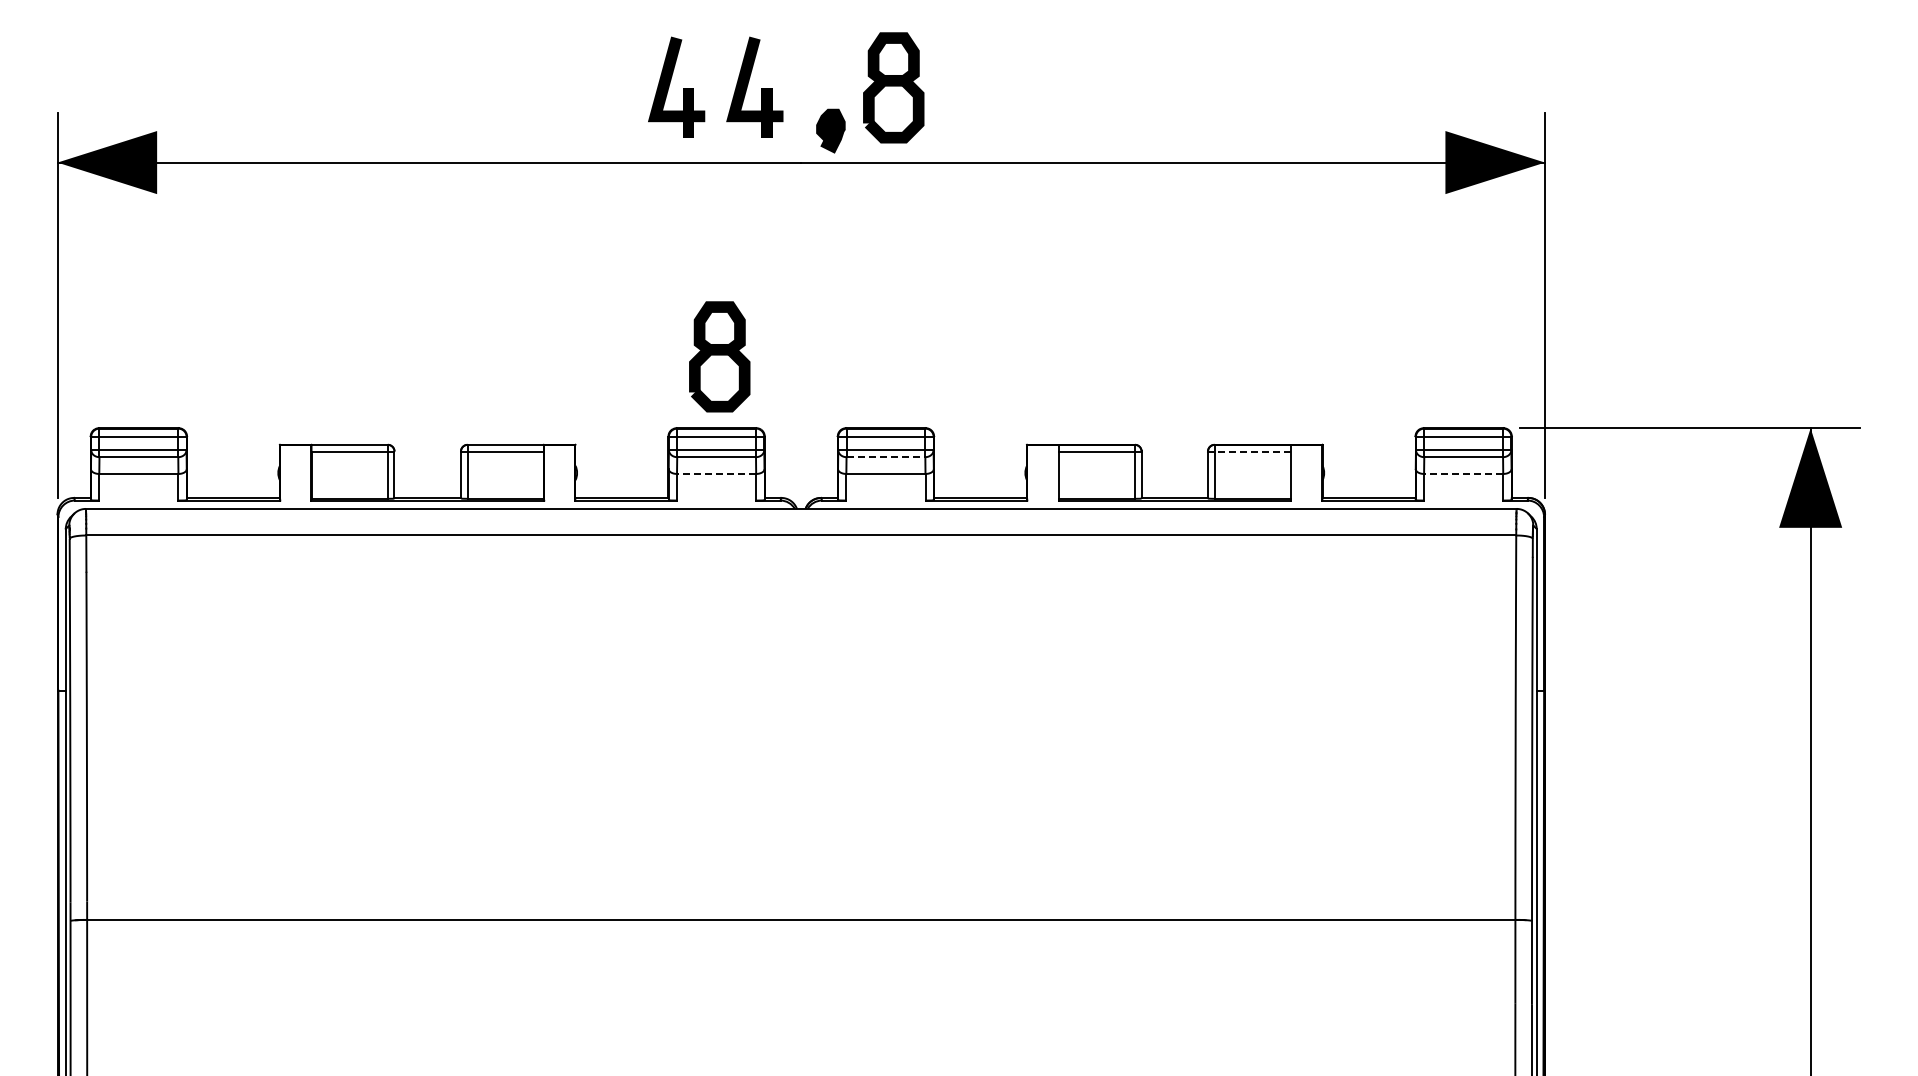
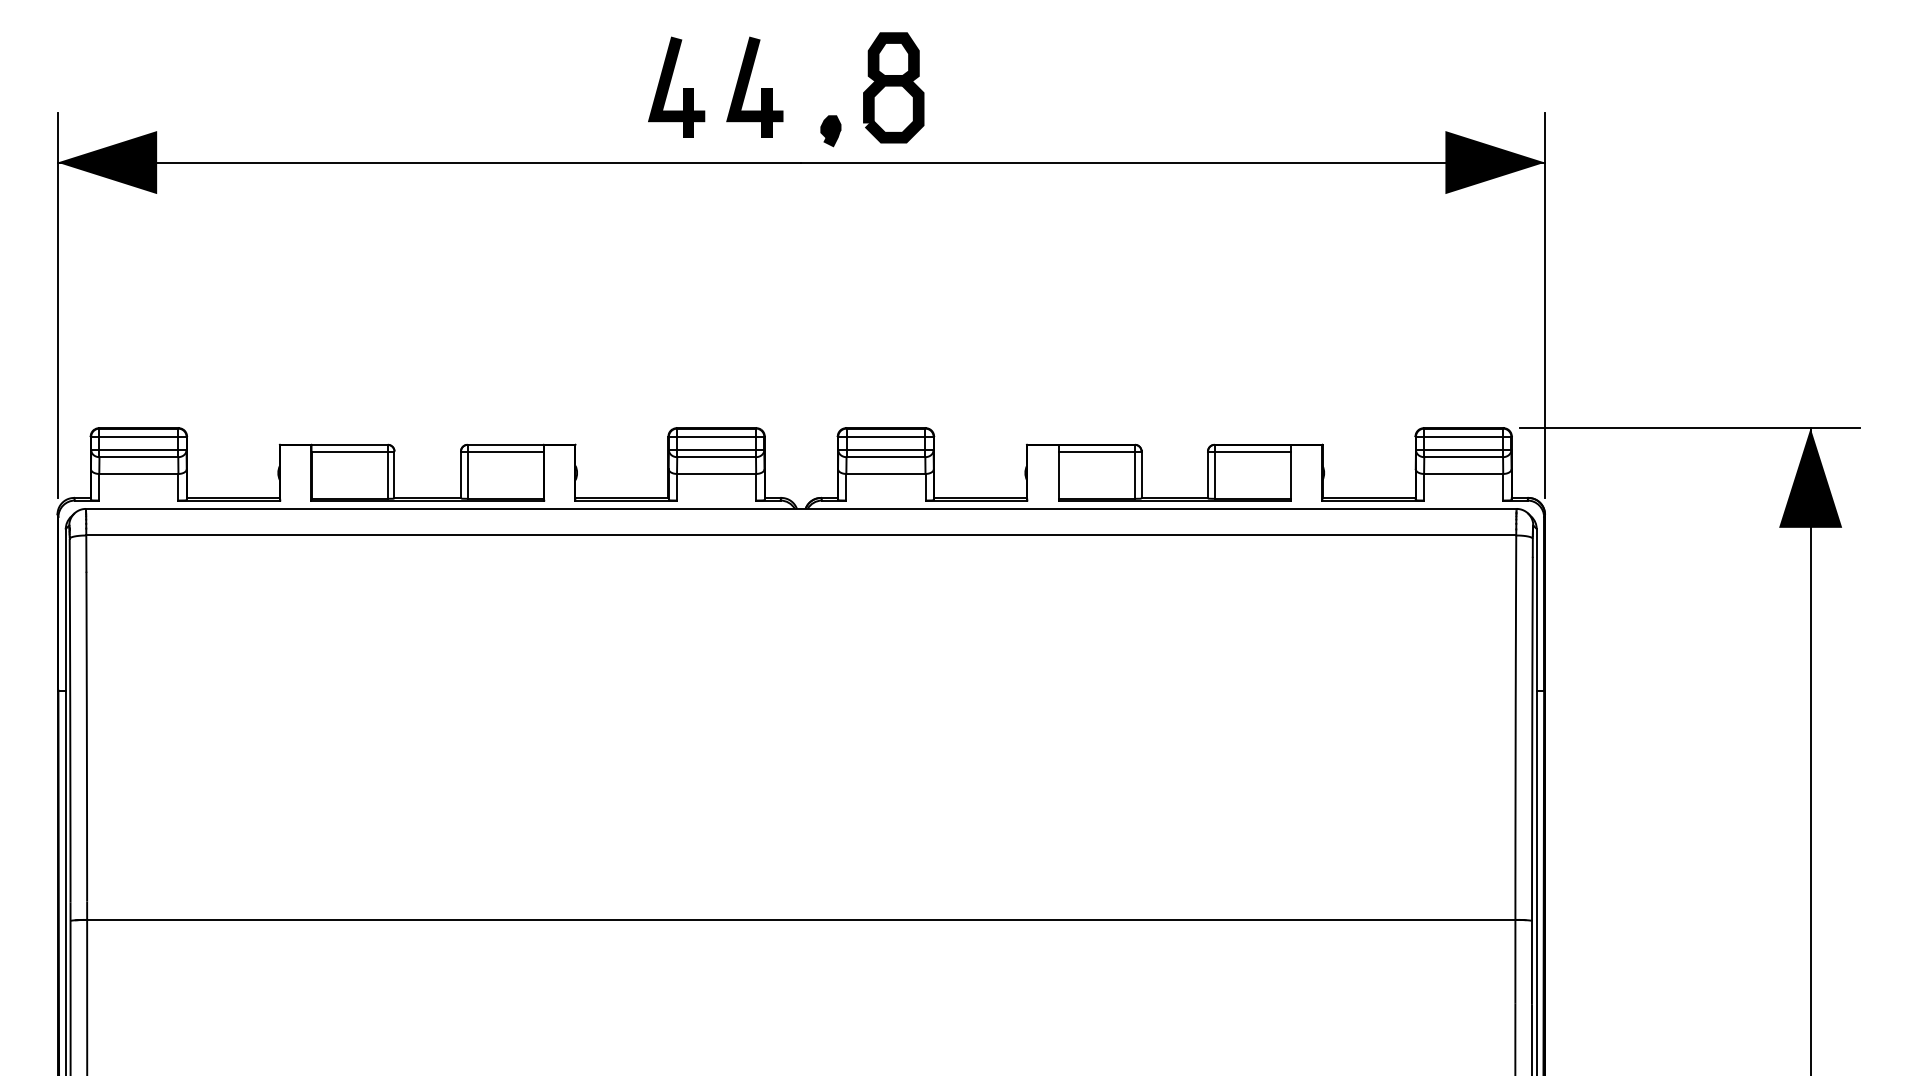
part size: 30x46 px -> 22x33 px (830, 131)
part: present -> none (719, 356)
line: dashed -> solid (1249, 451)
line: dashed -> solid (886, 457)
line: dashed -> solid (716, 473)
line: dashed -> solid (1463, 473)
